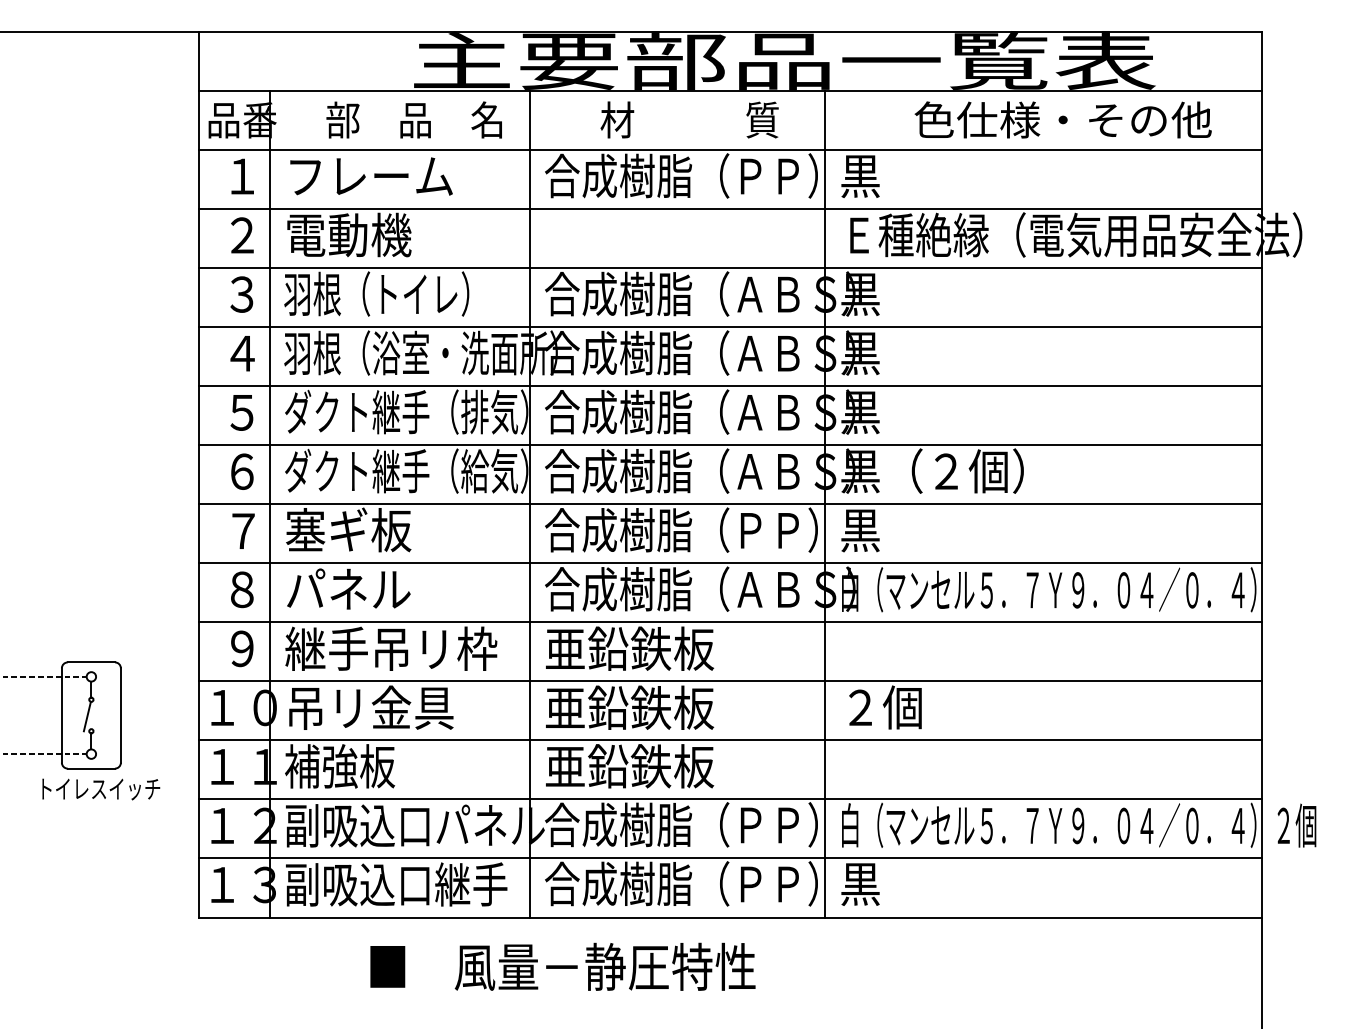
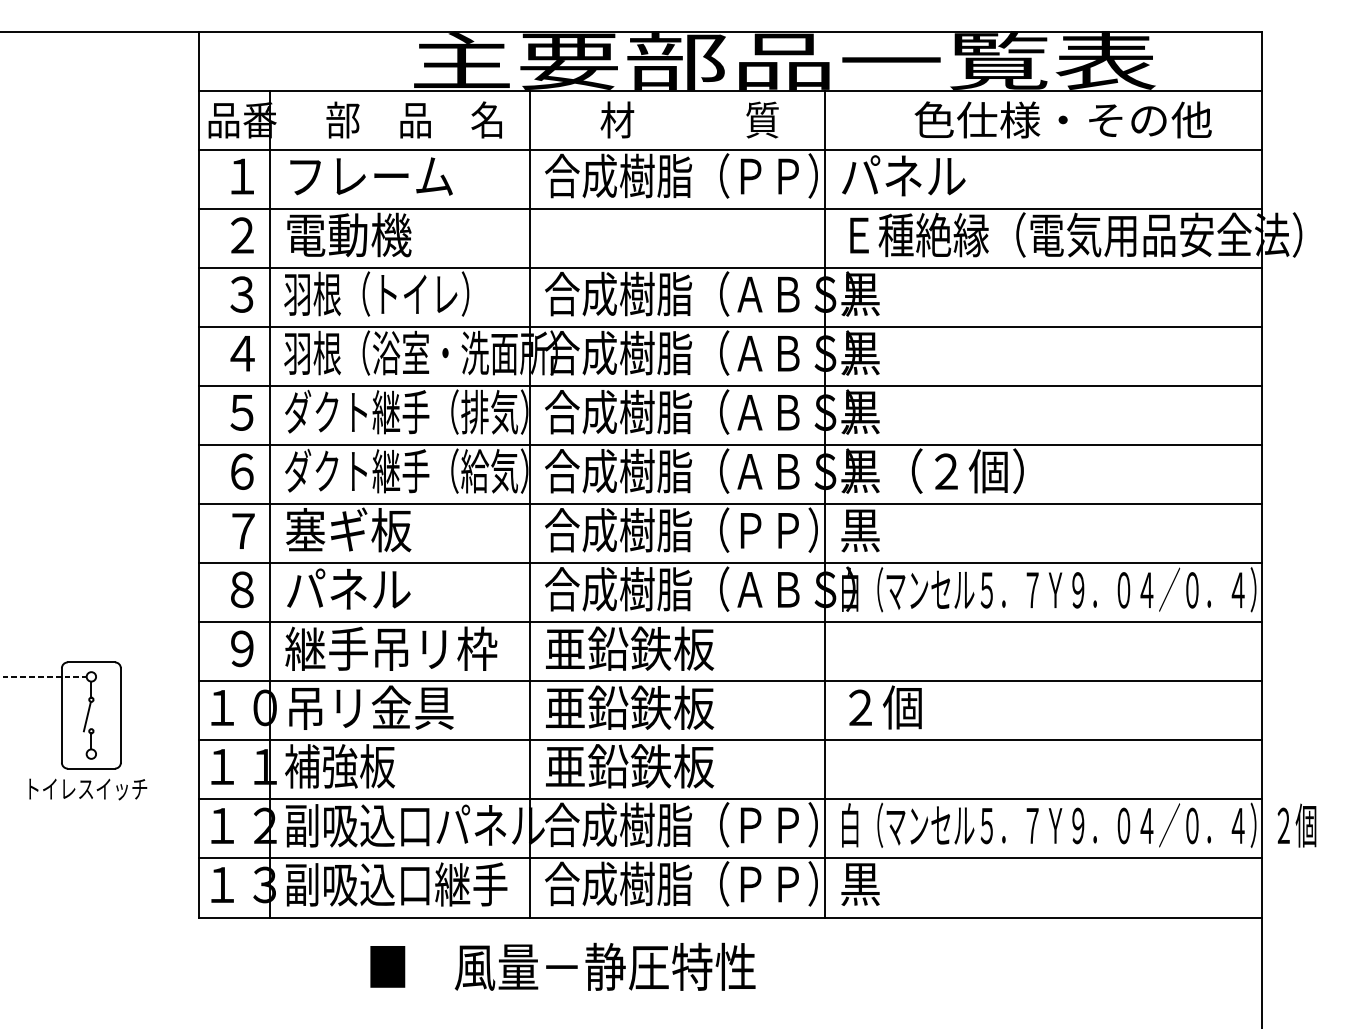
text: 黒 -> パネル (903, 176)
line: present -> none (44, 754)
text position: (101, 789) -> (88, 789) (88, 789)
